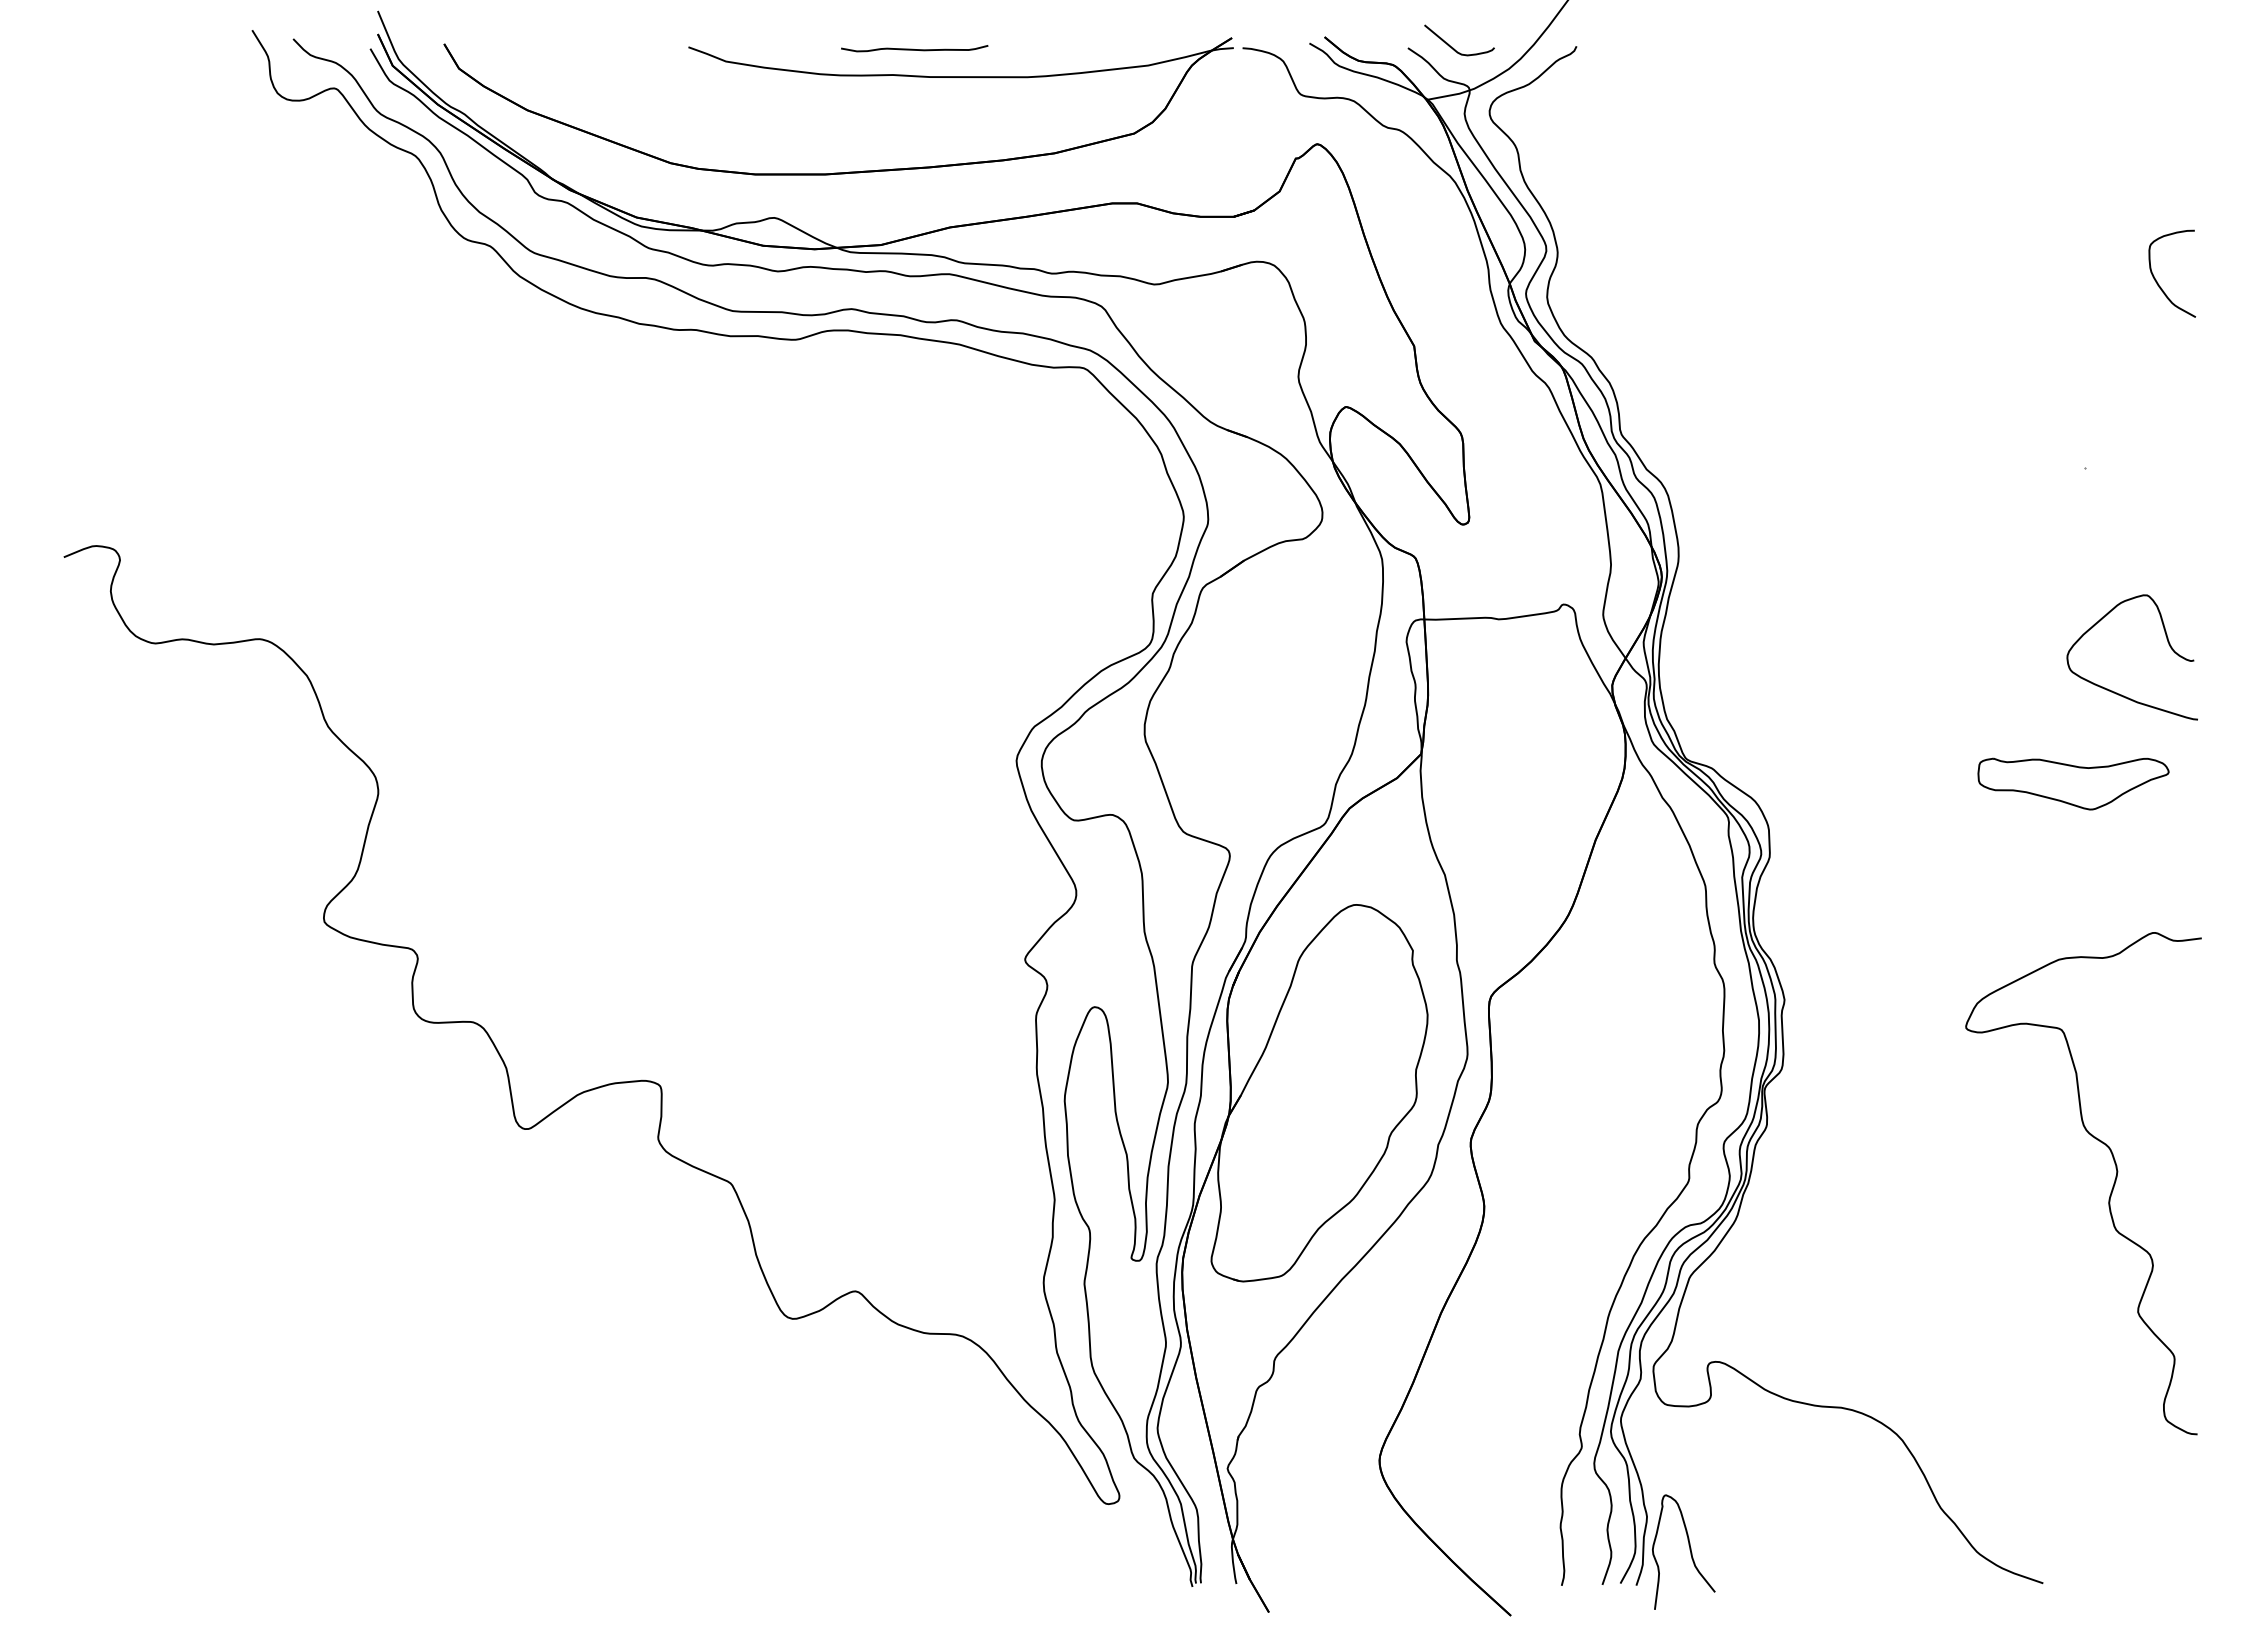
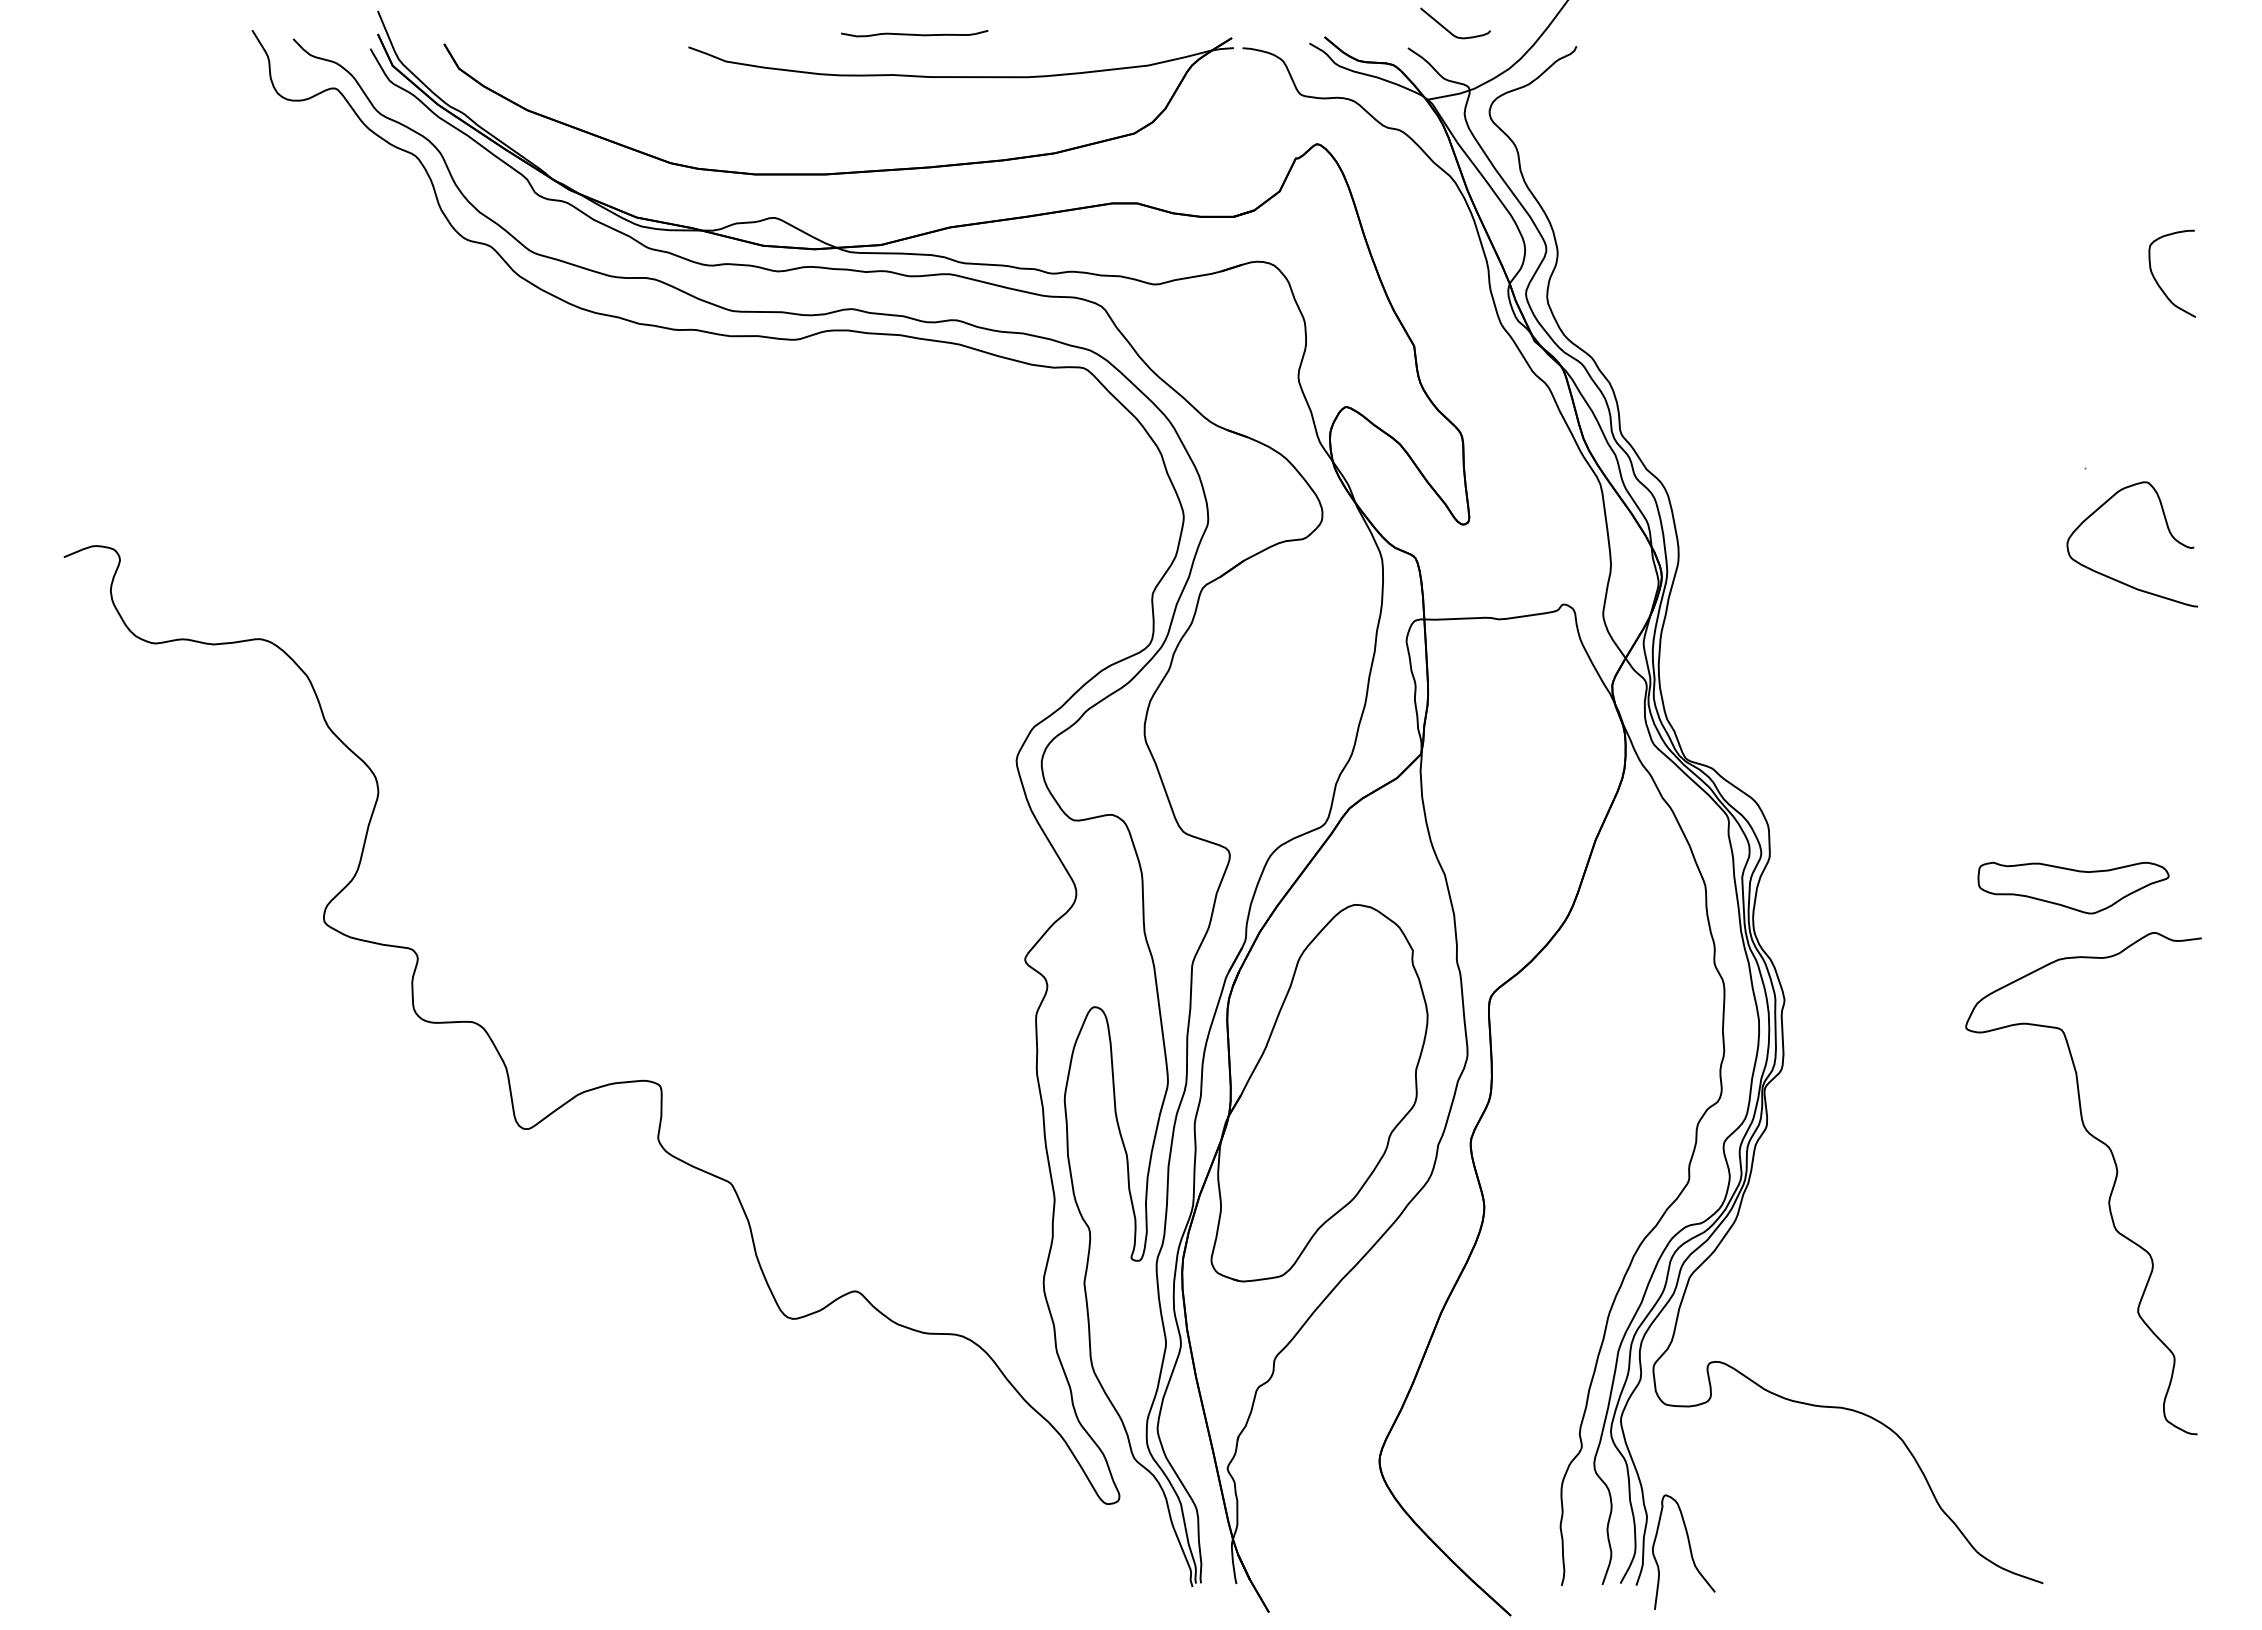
curve position: (1453, 47) -> (1449, 30) (1449, 30)
curve position: (913, 48) -> (913, 33) (913, 33)
curve position: (2117, 692) -> (2117, 579) (2117, 579)
part position: (2073, 783) -> (2073, 887) (2073, 887)
